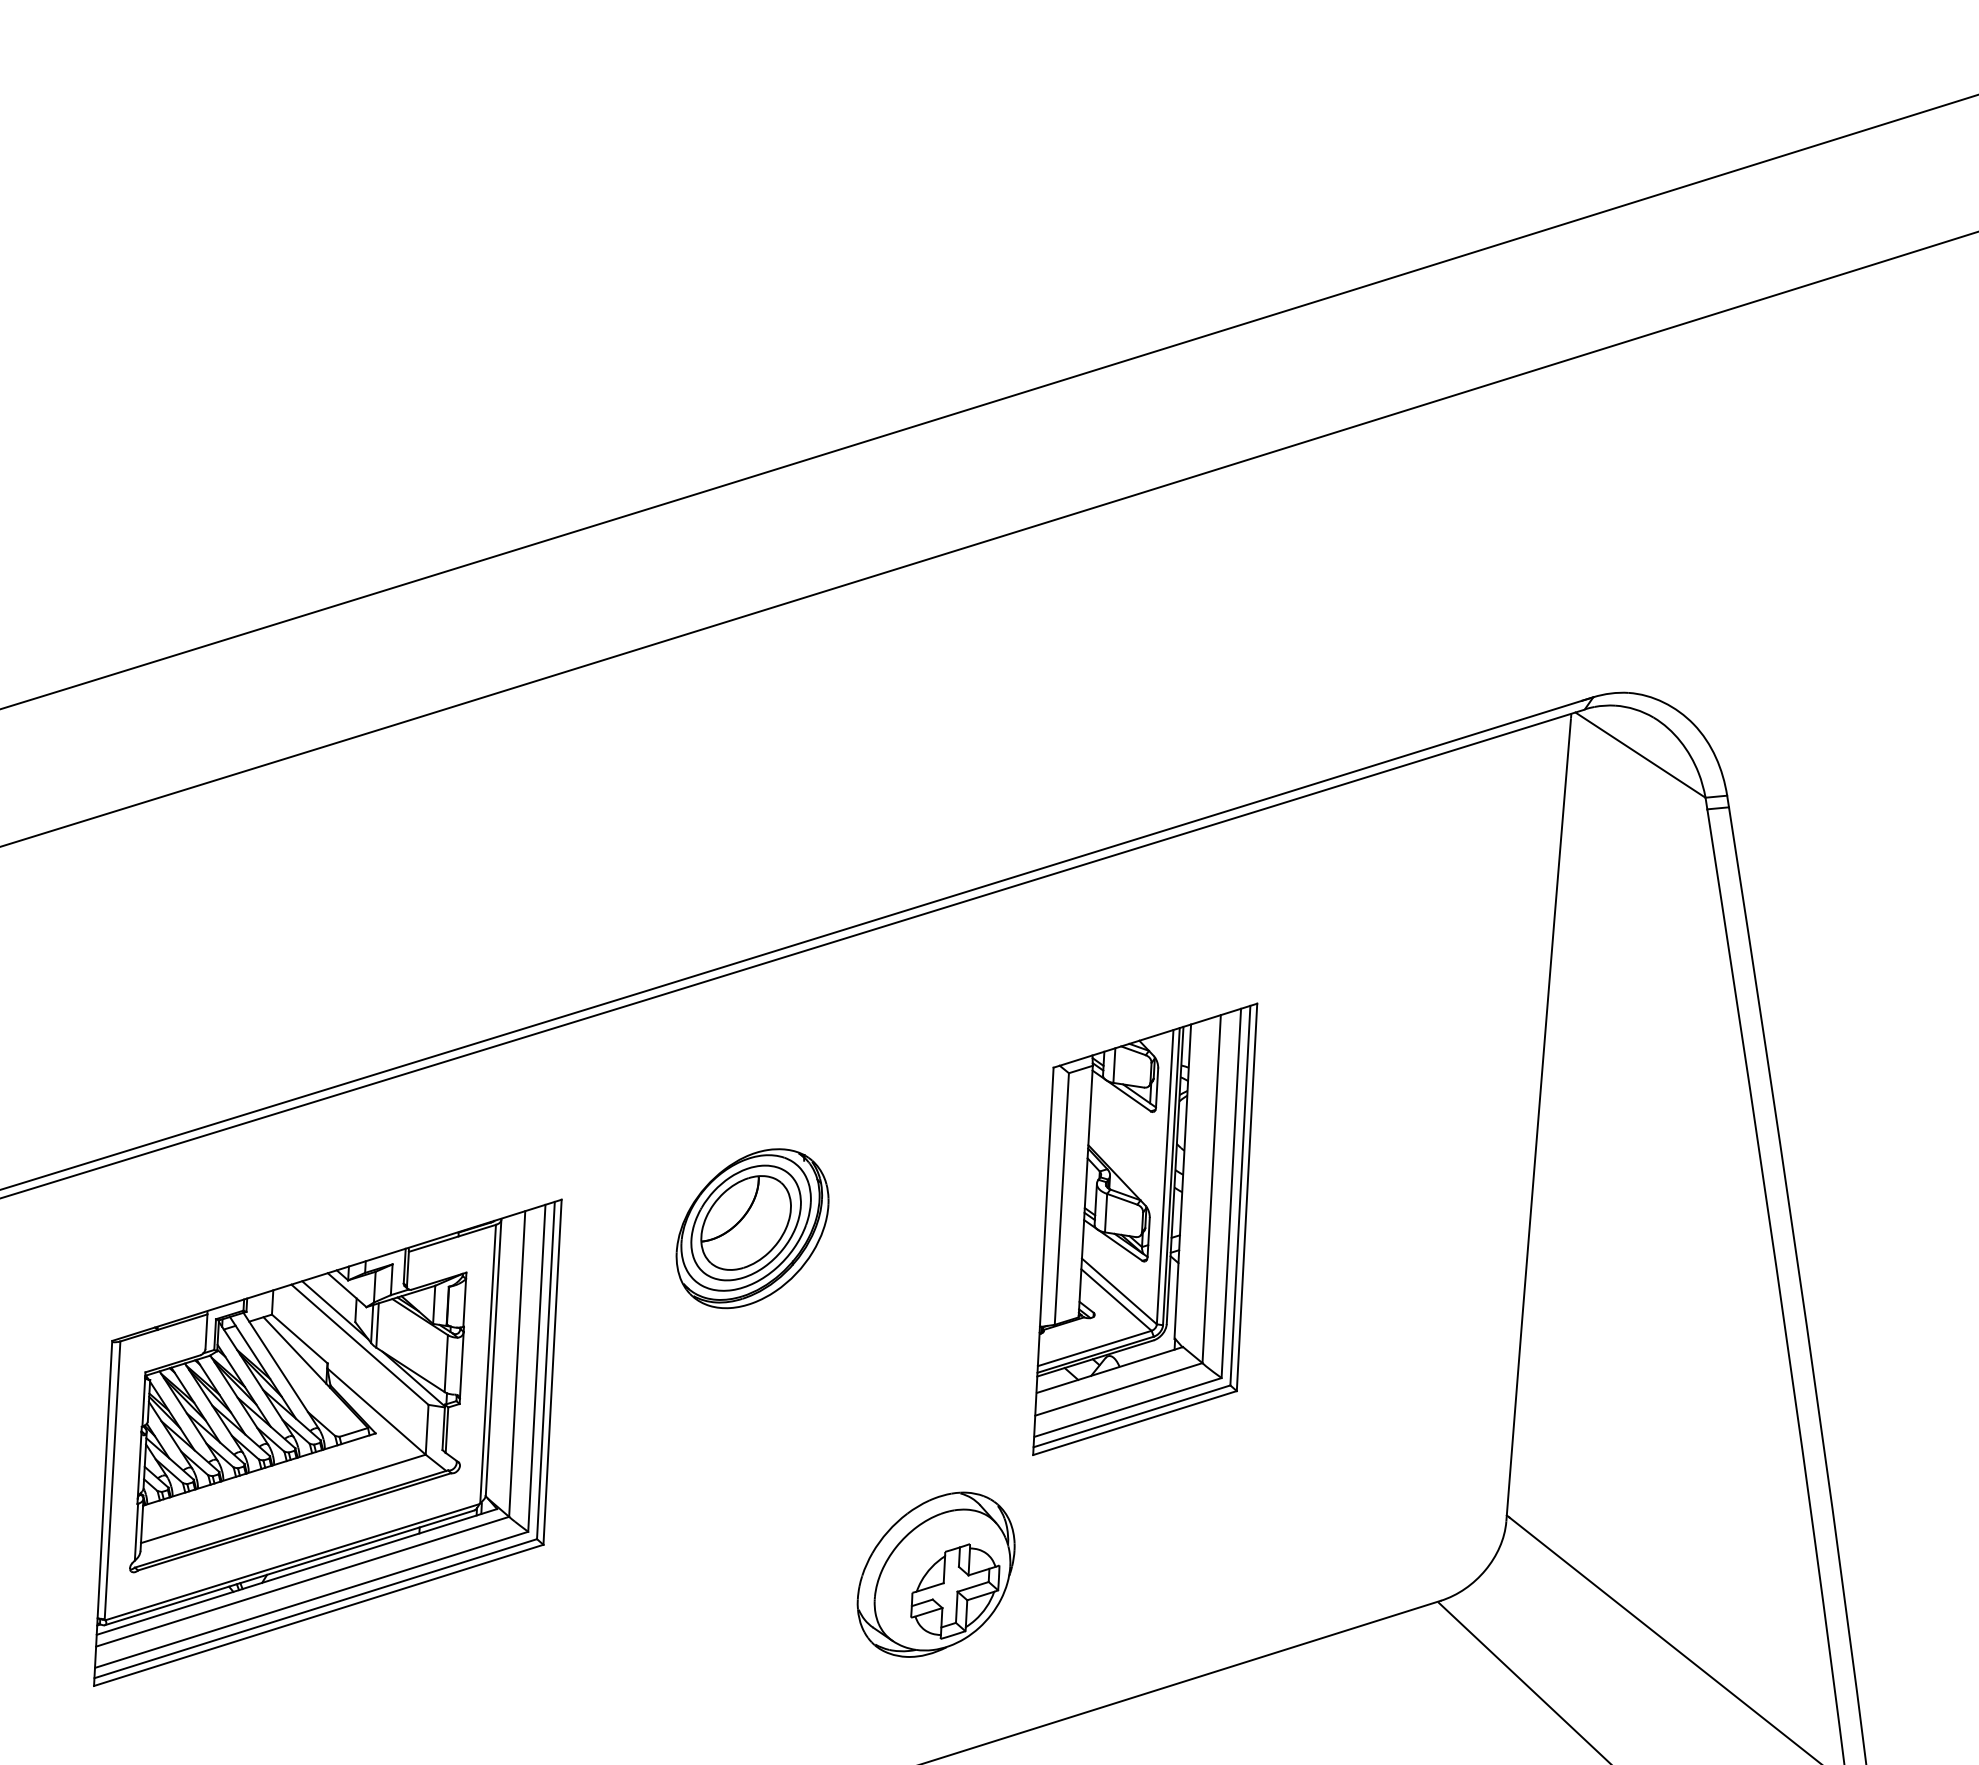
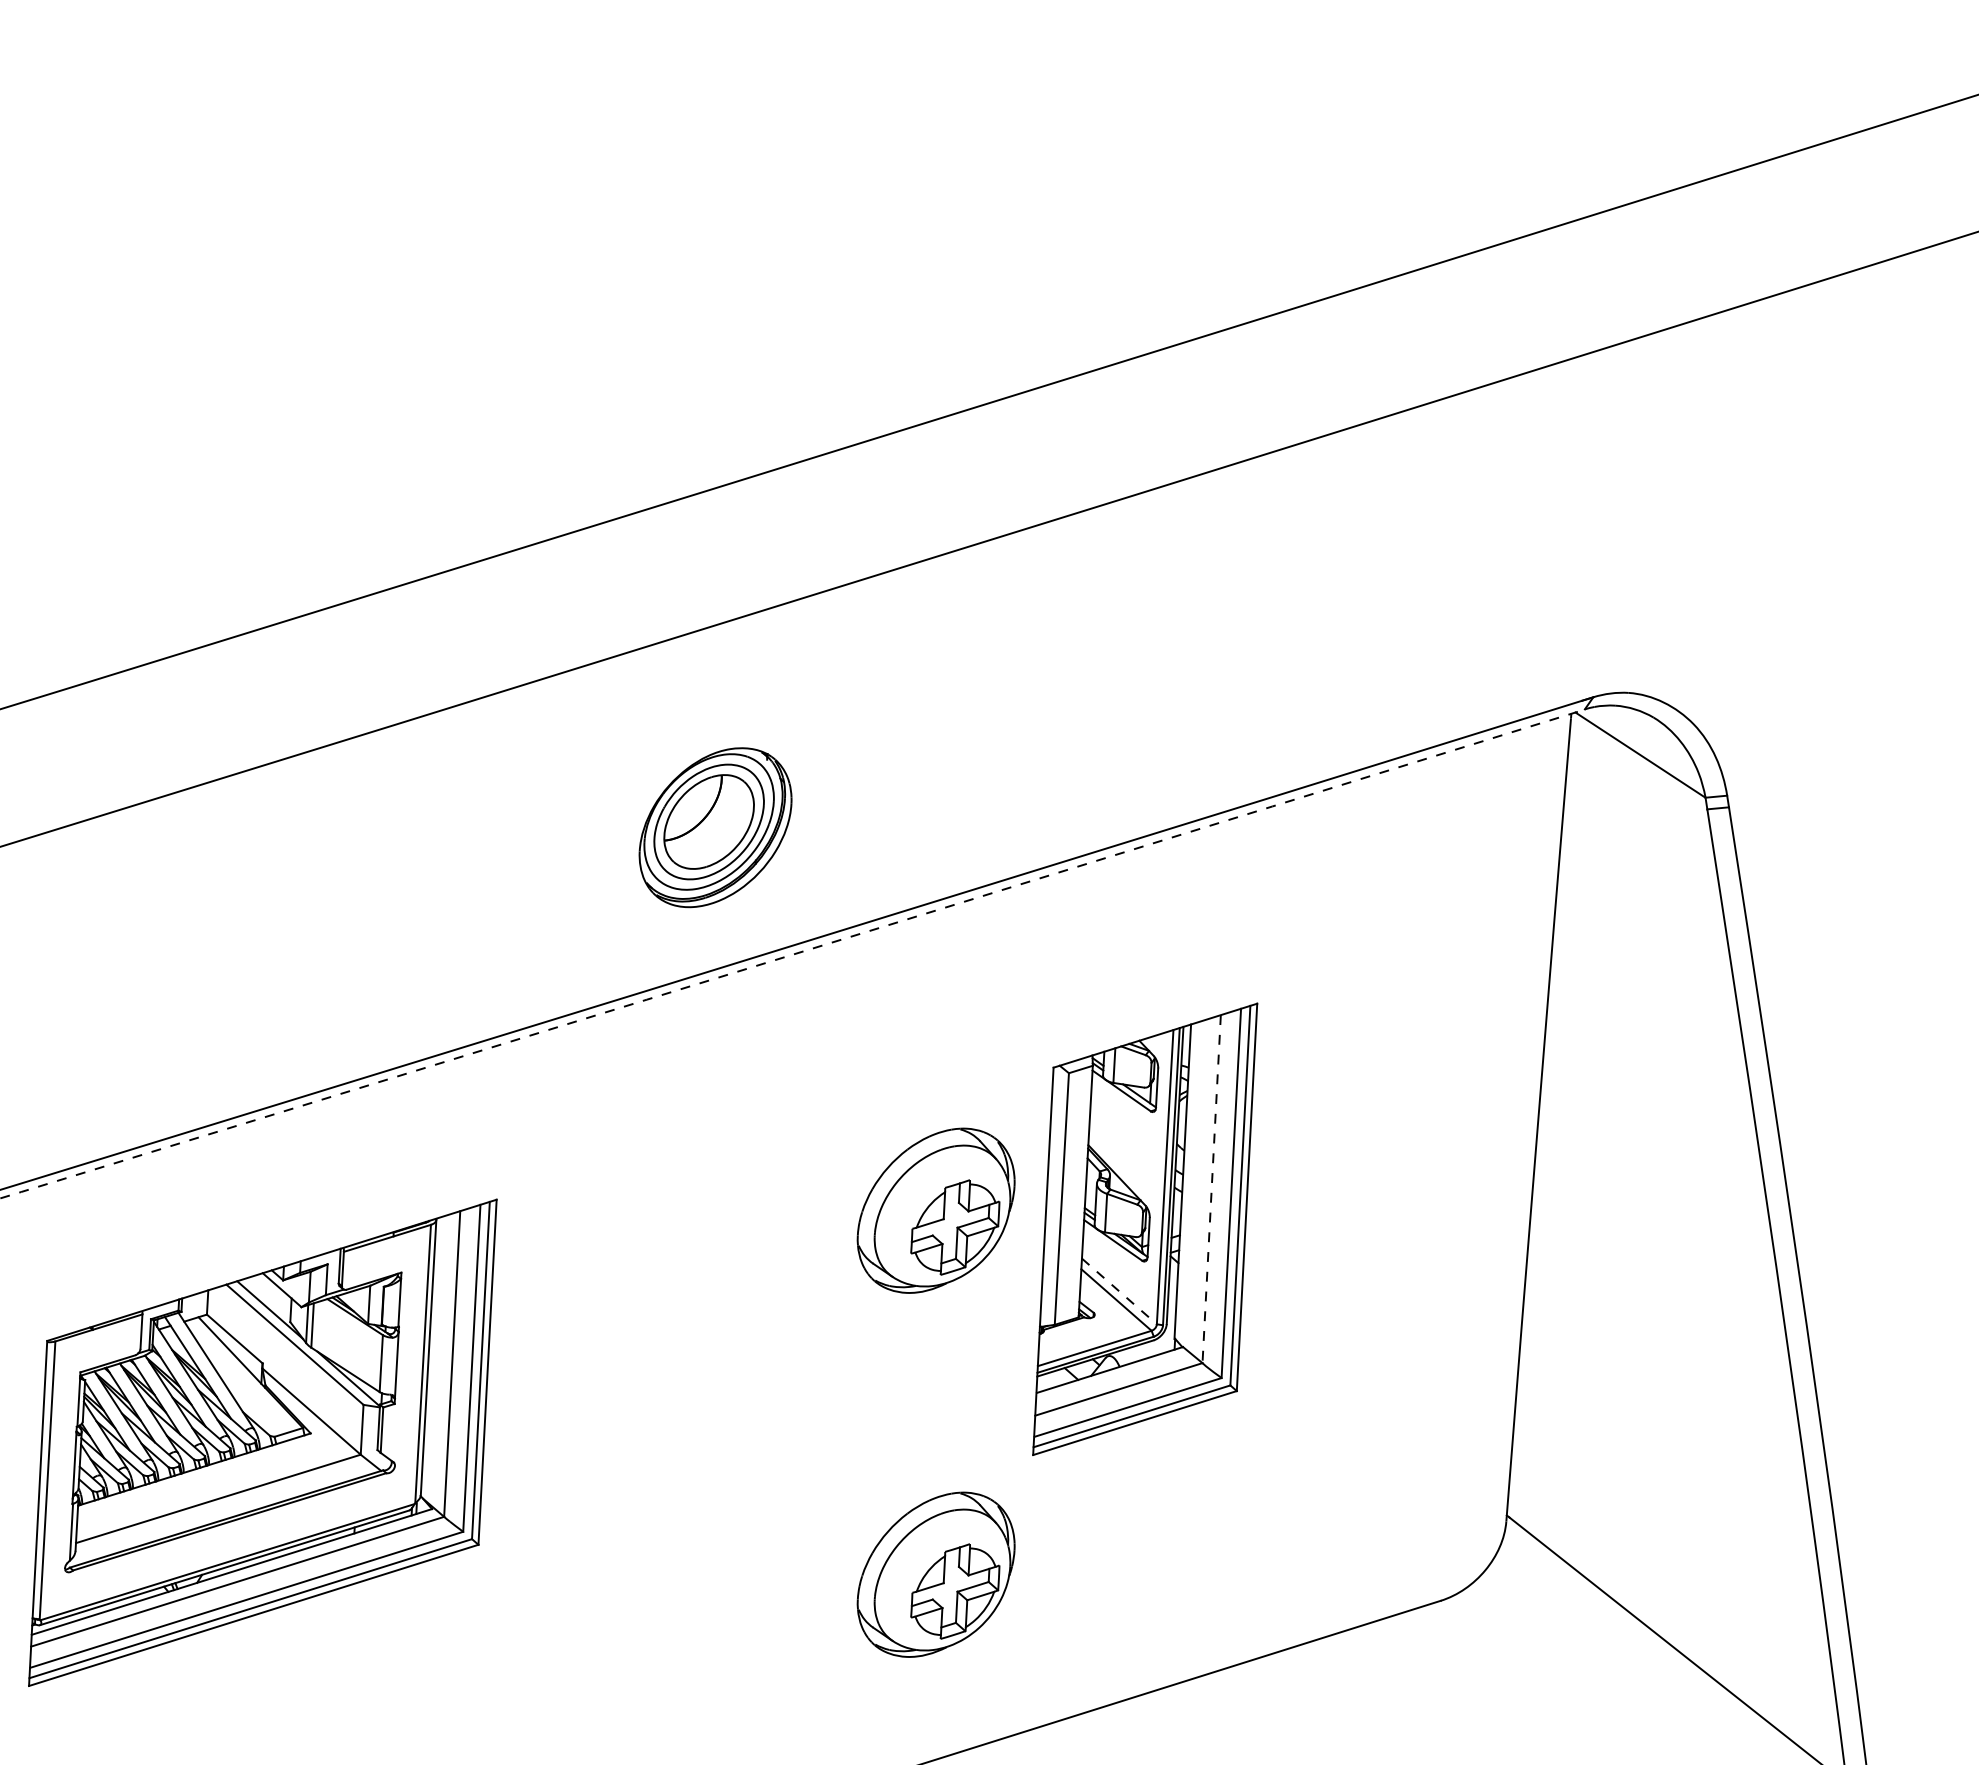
arc: solid -> dashed (793, 954)
line: solid -> dashed (1211, 1189)
part: none -> present (935, 1210)
part position: (752, 1228) -> (715, 827) (715, 827)
line: solid -> dashed (1119, 1291)
part position: (327, 1442) -> (262, 1442) (262, 1442)
line: present -> none (1523, 1681)
